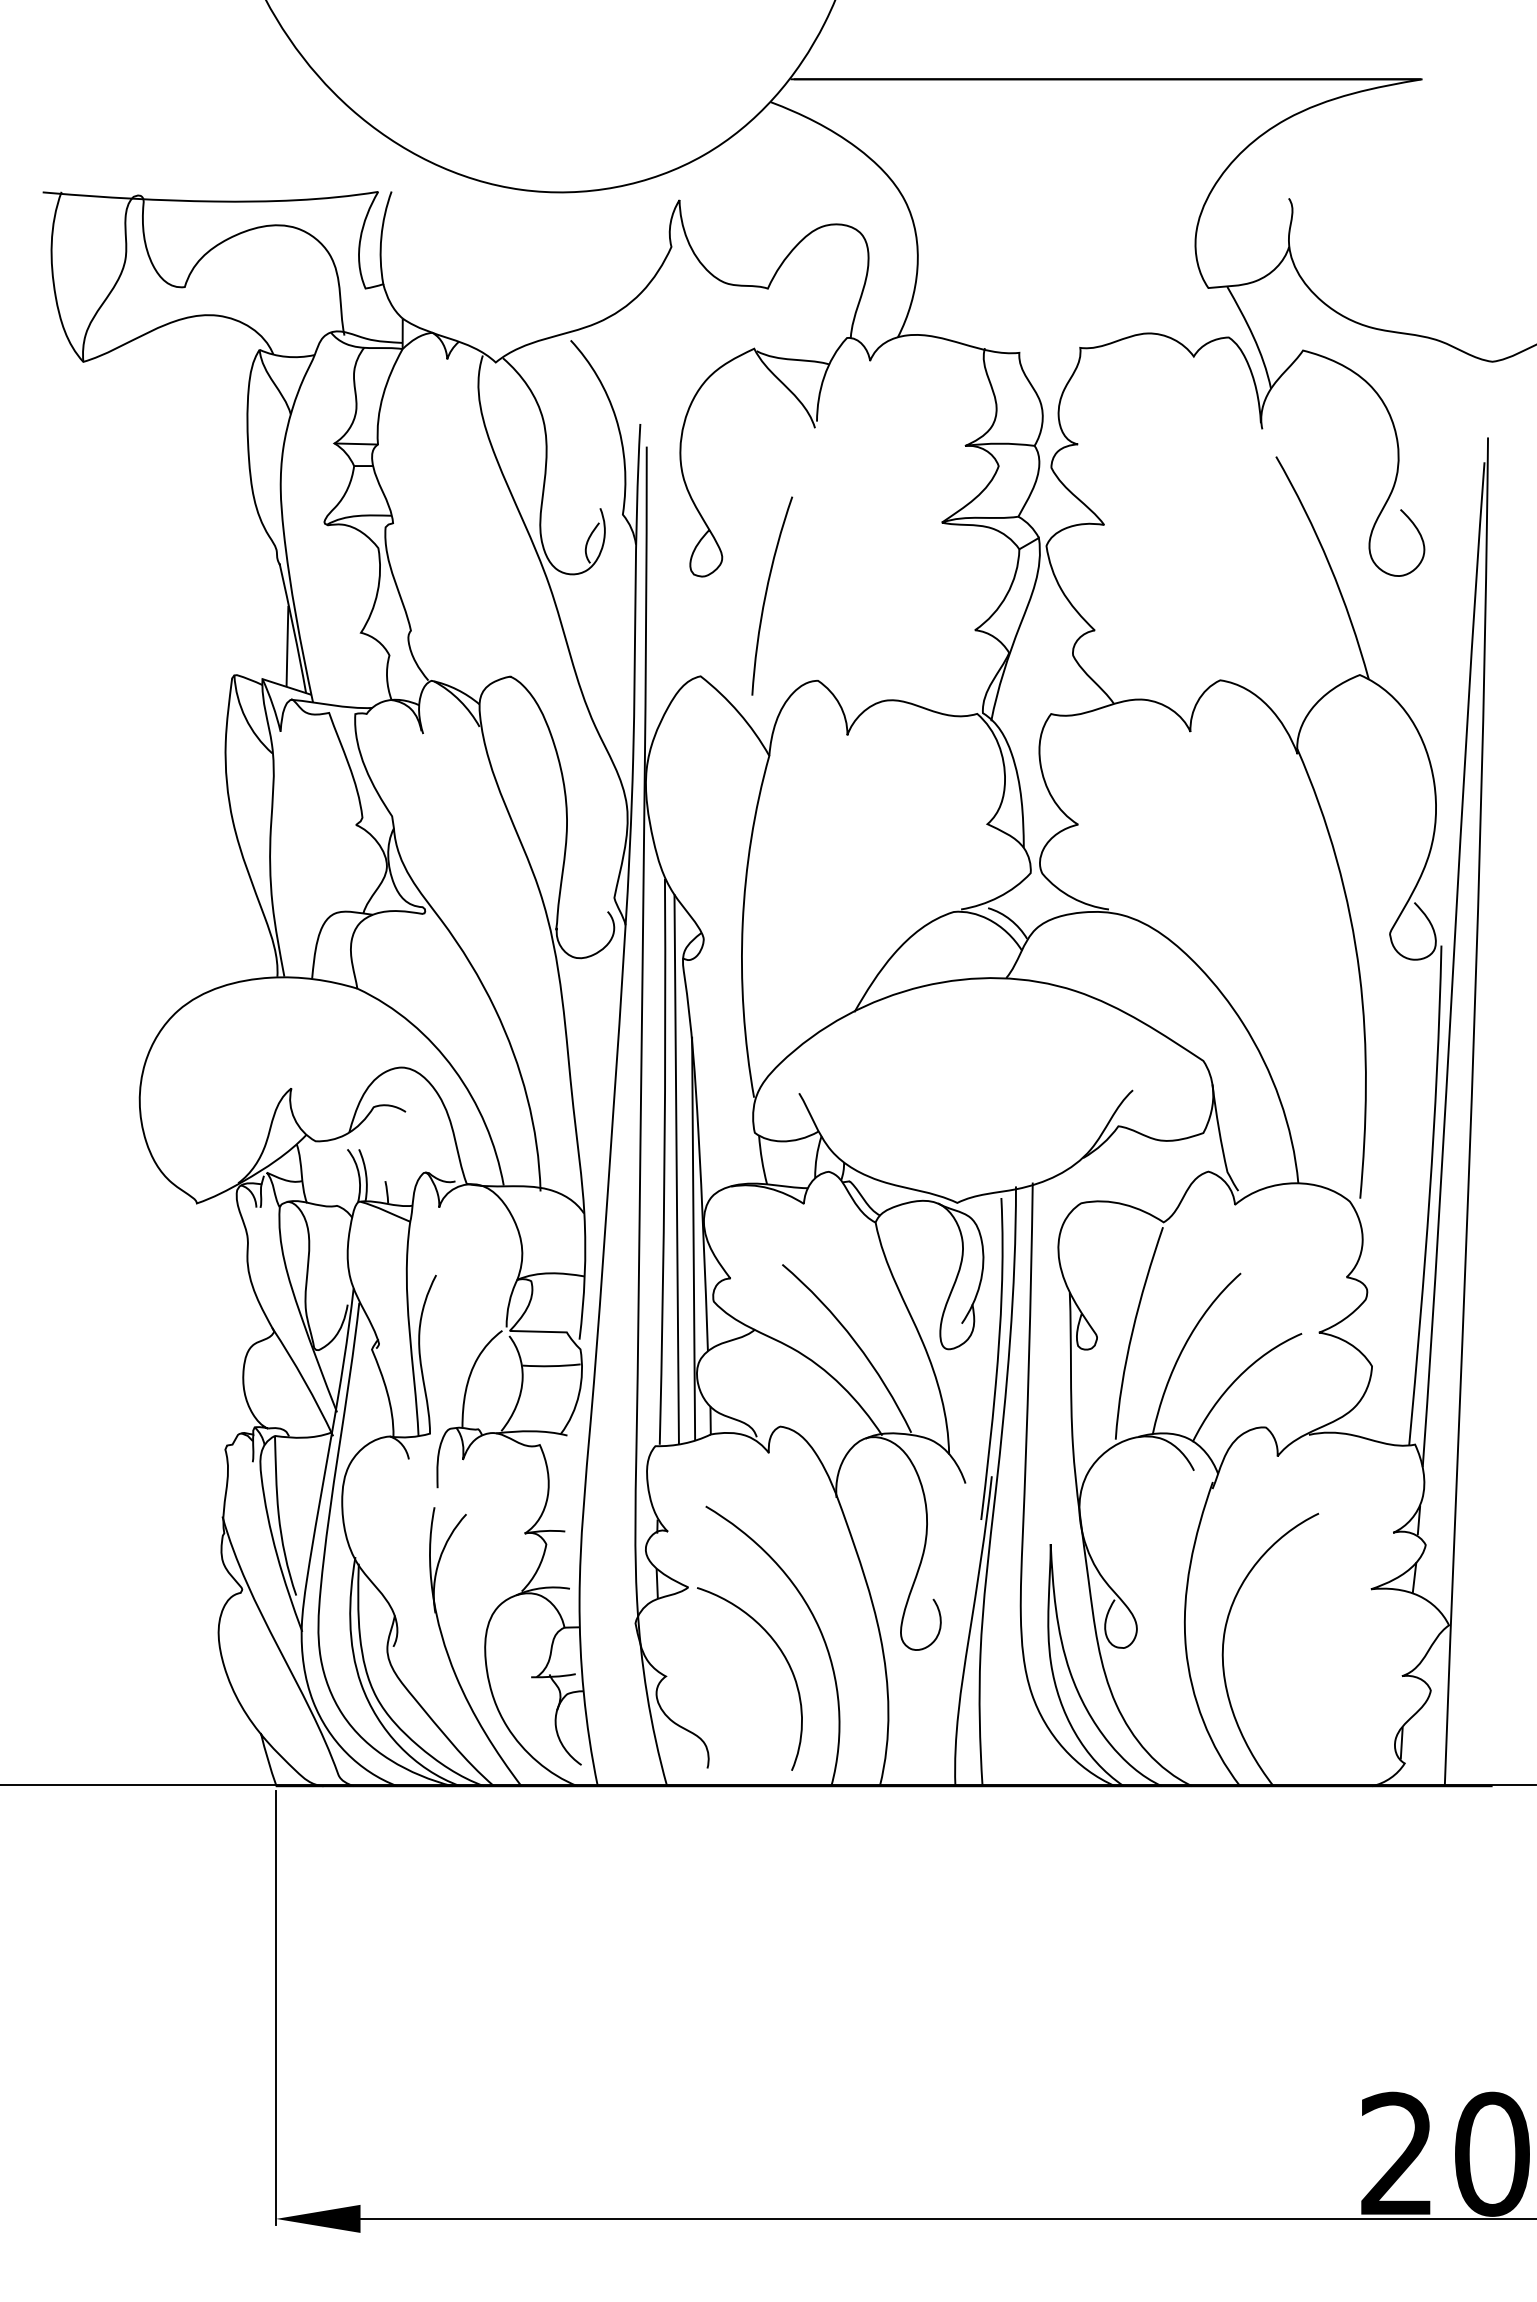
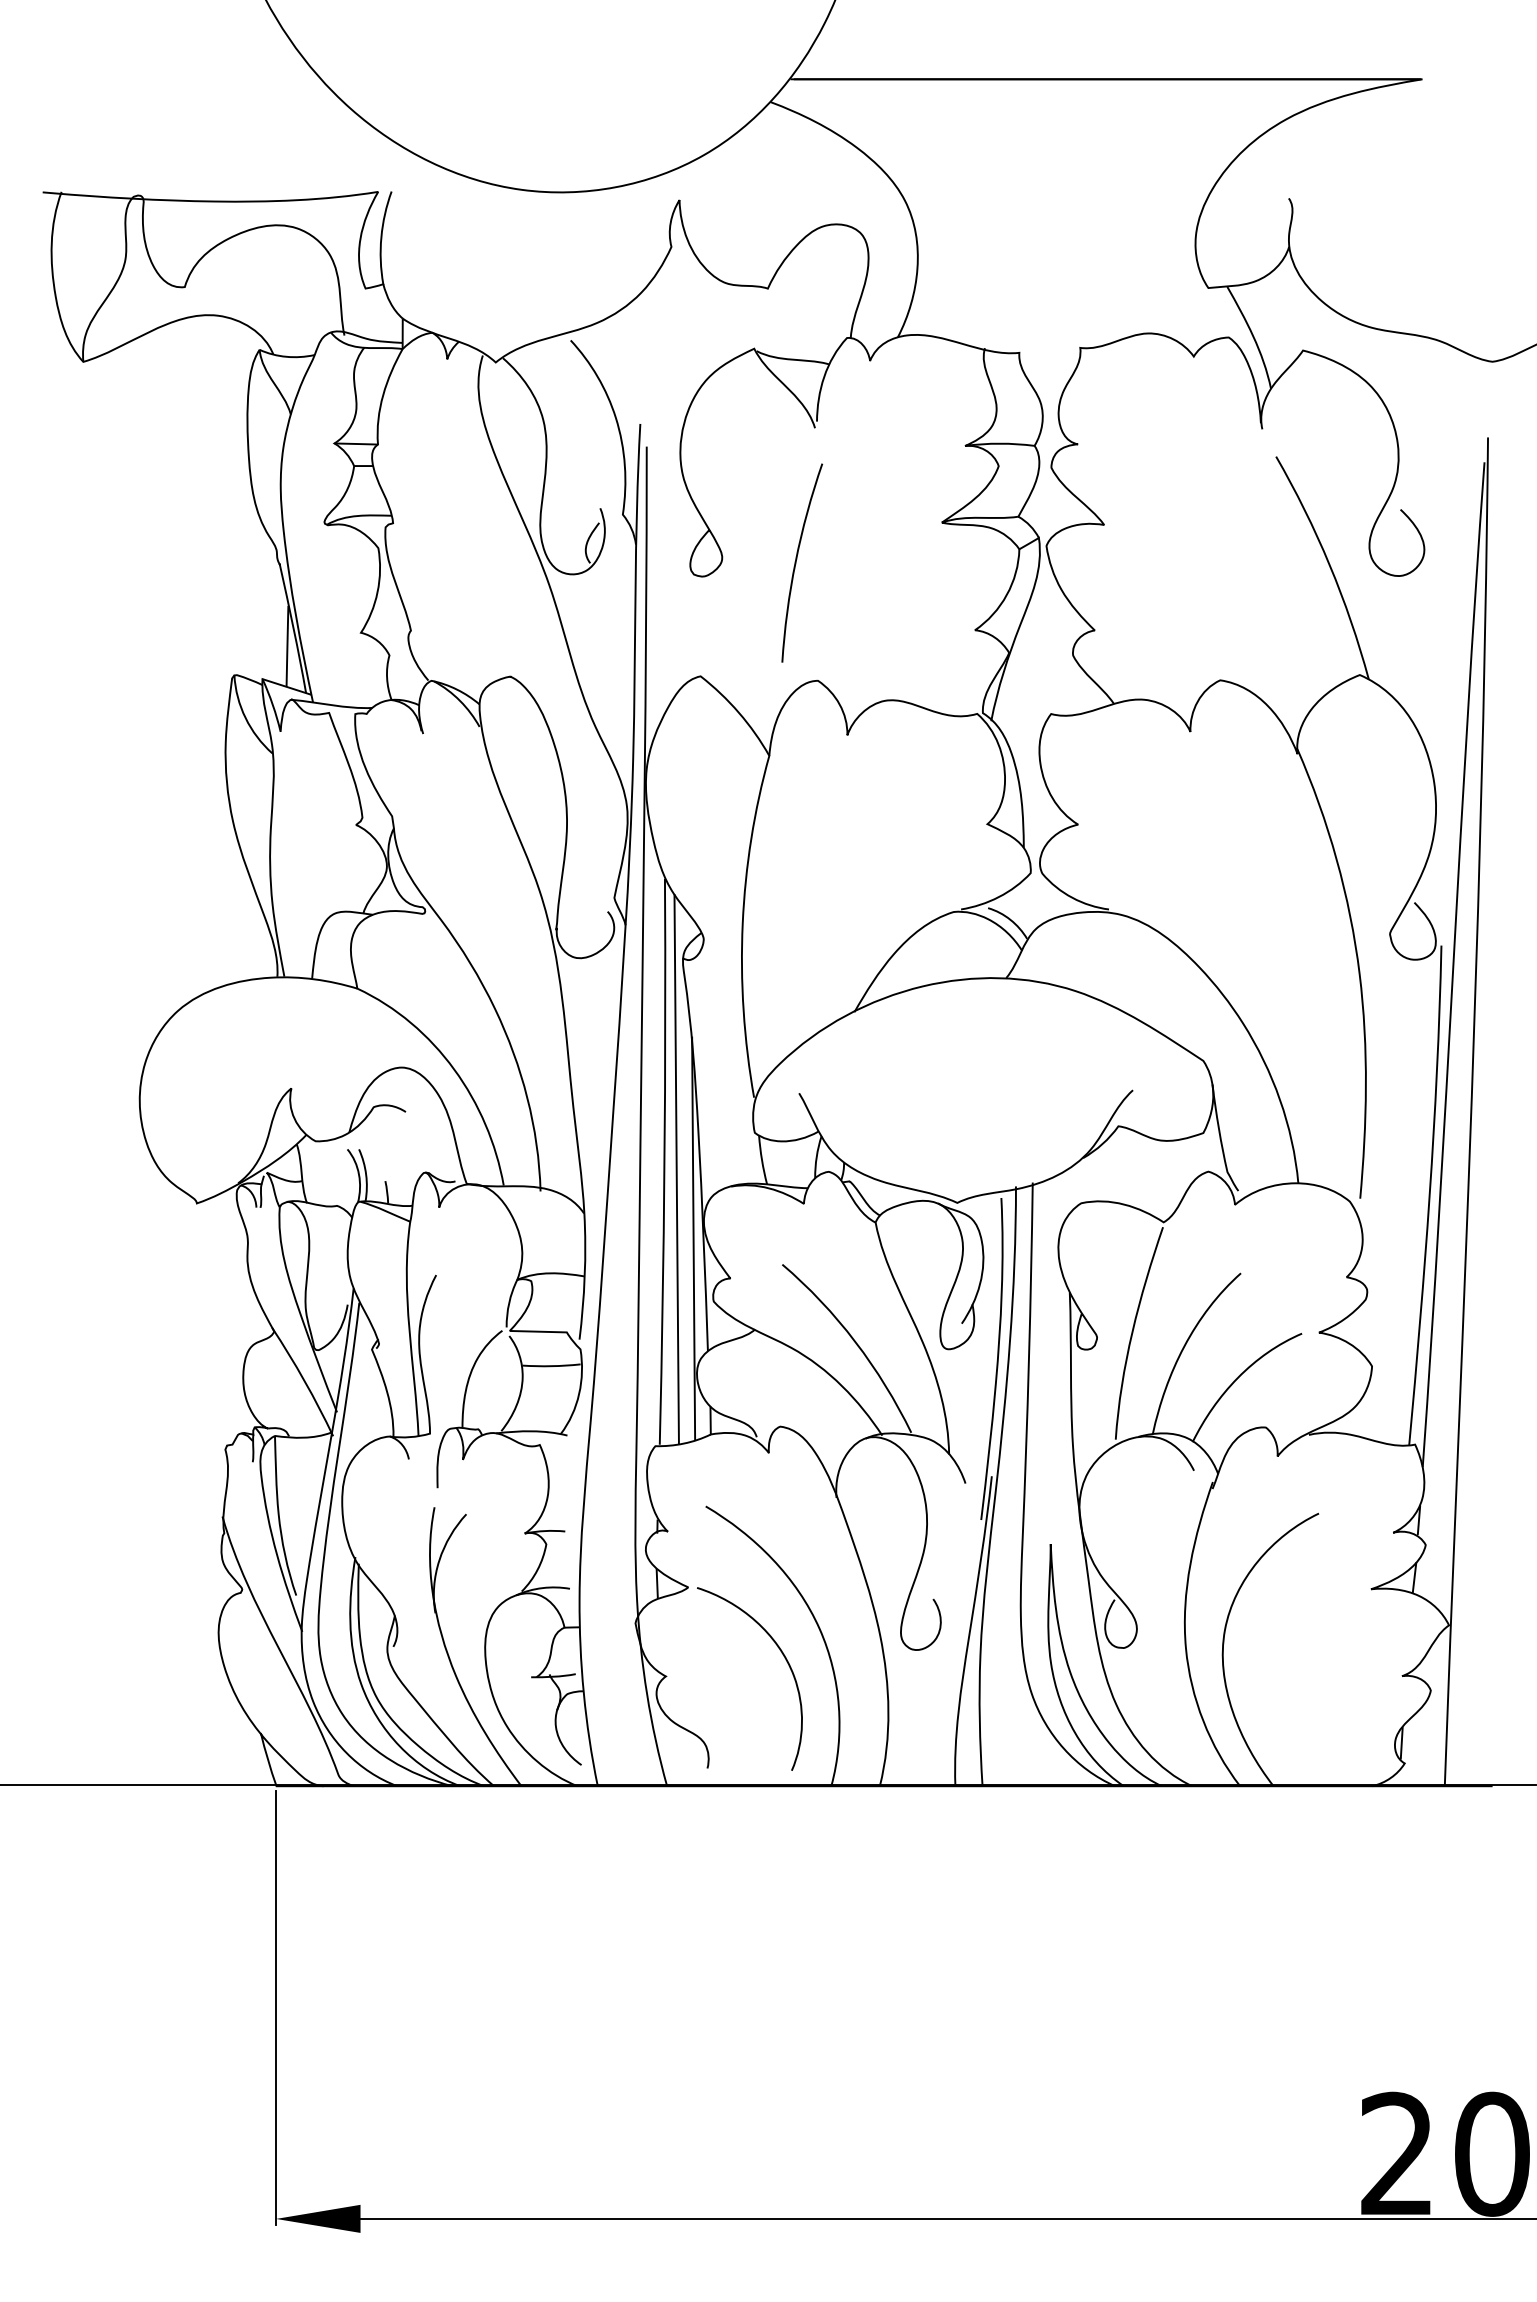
curve position: (767, 592) -> (797, 559) (797, 559)
